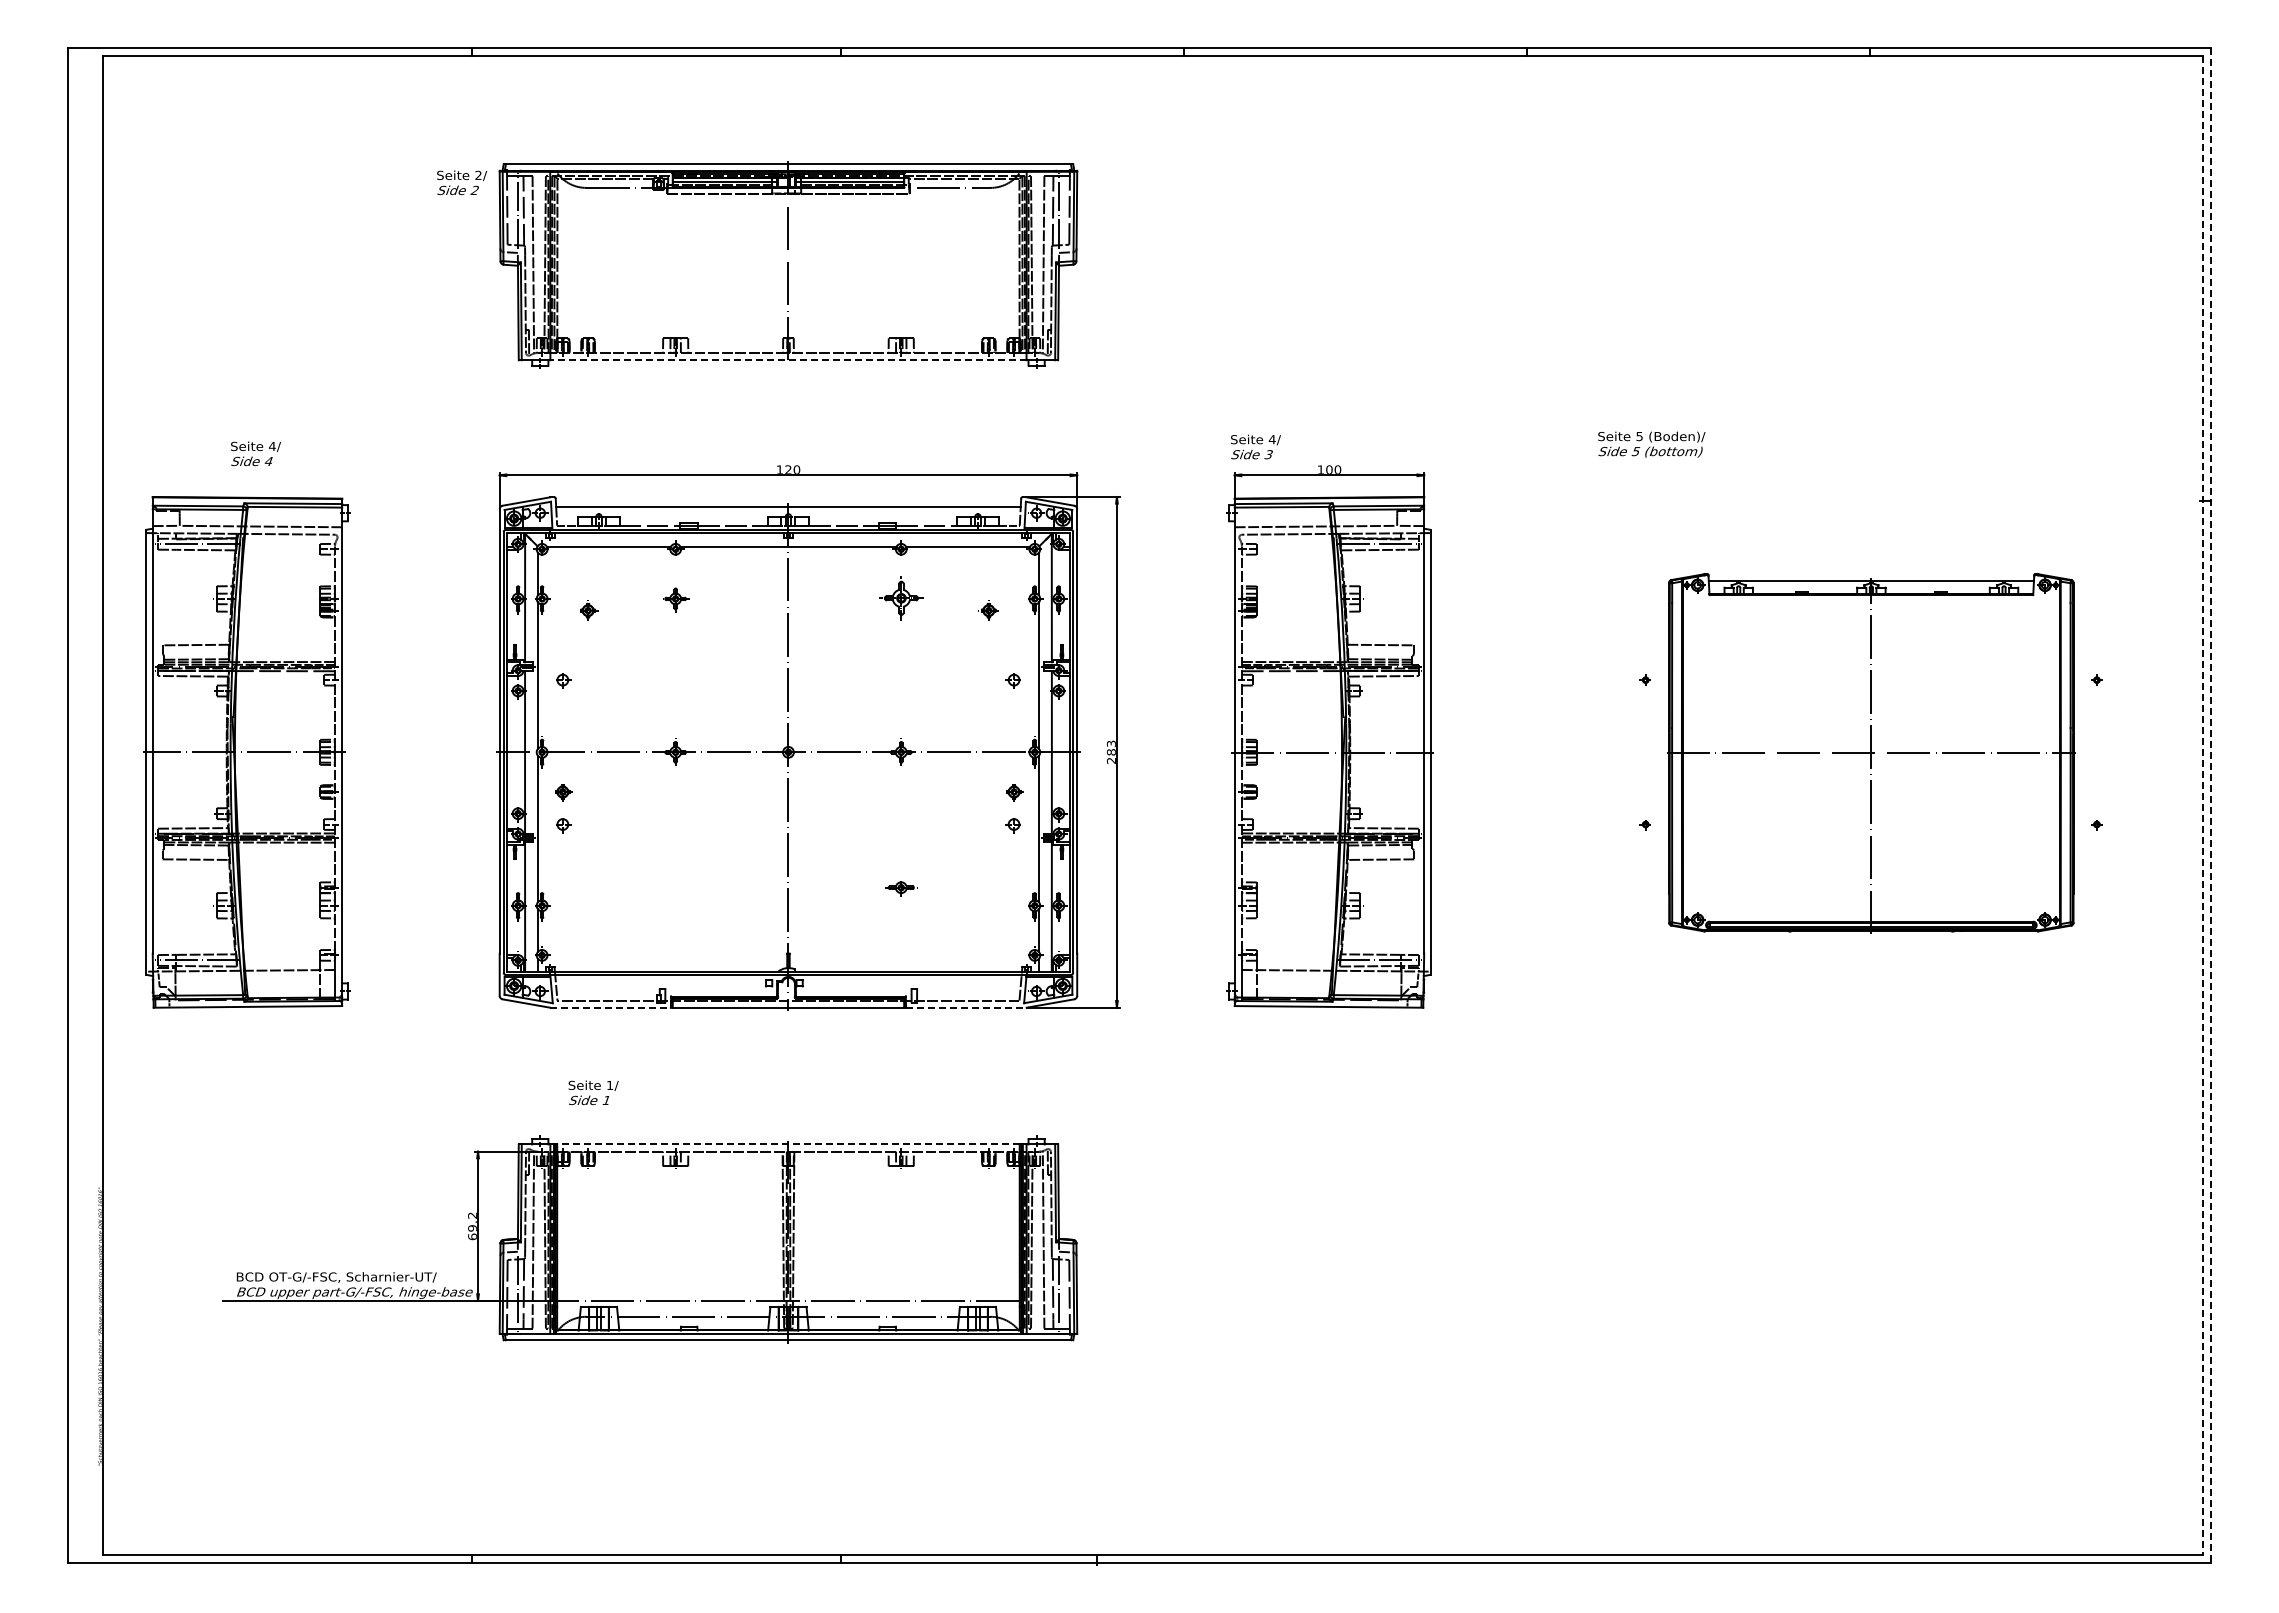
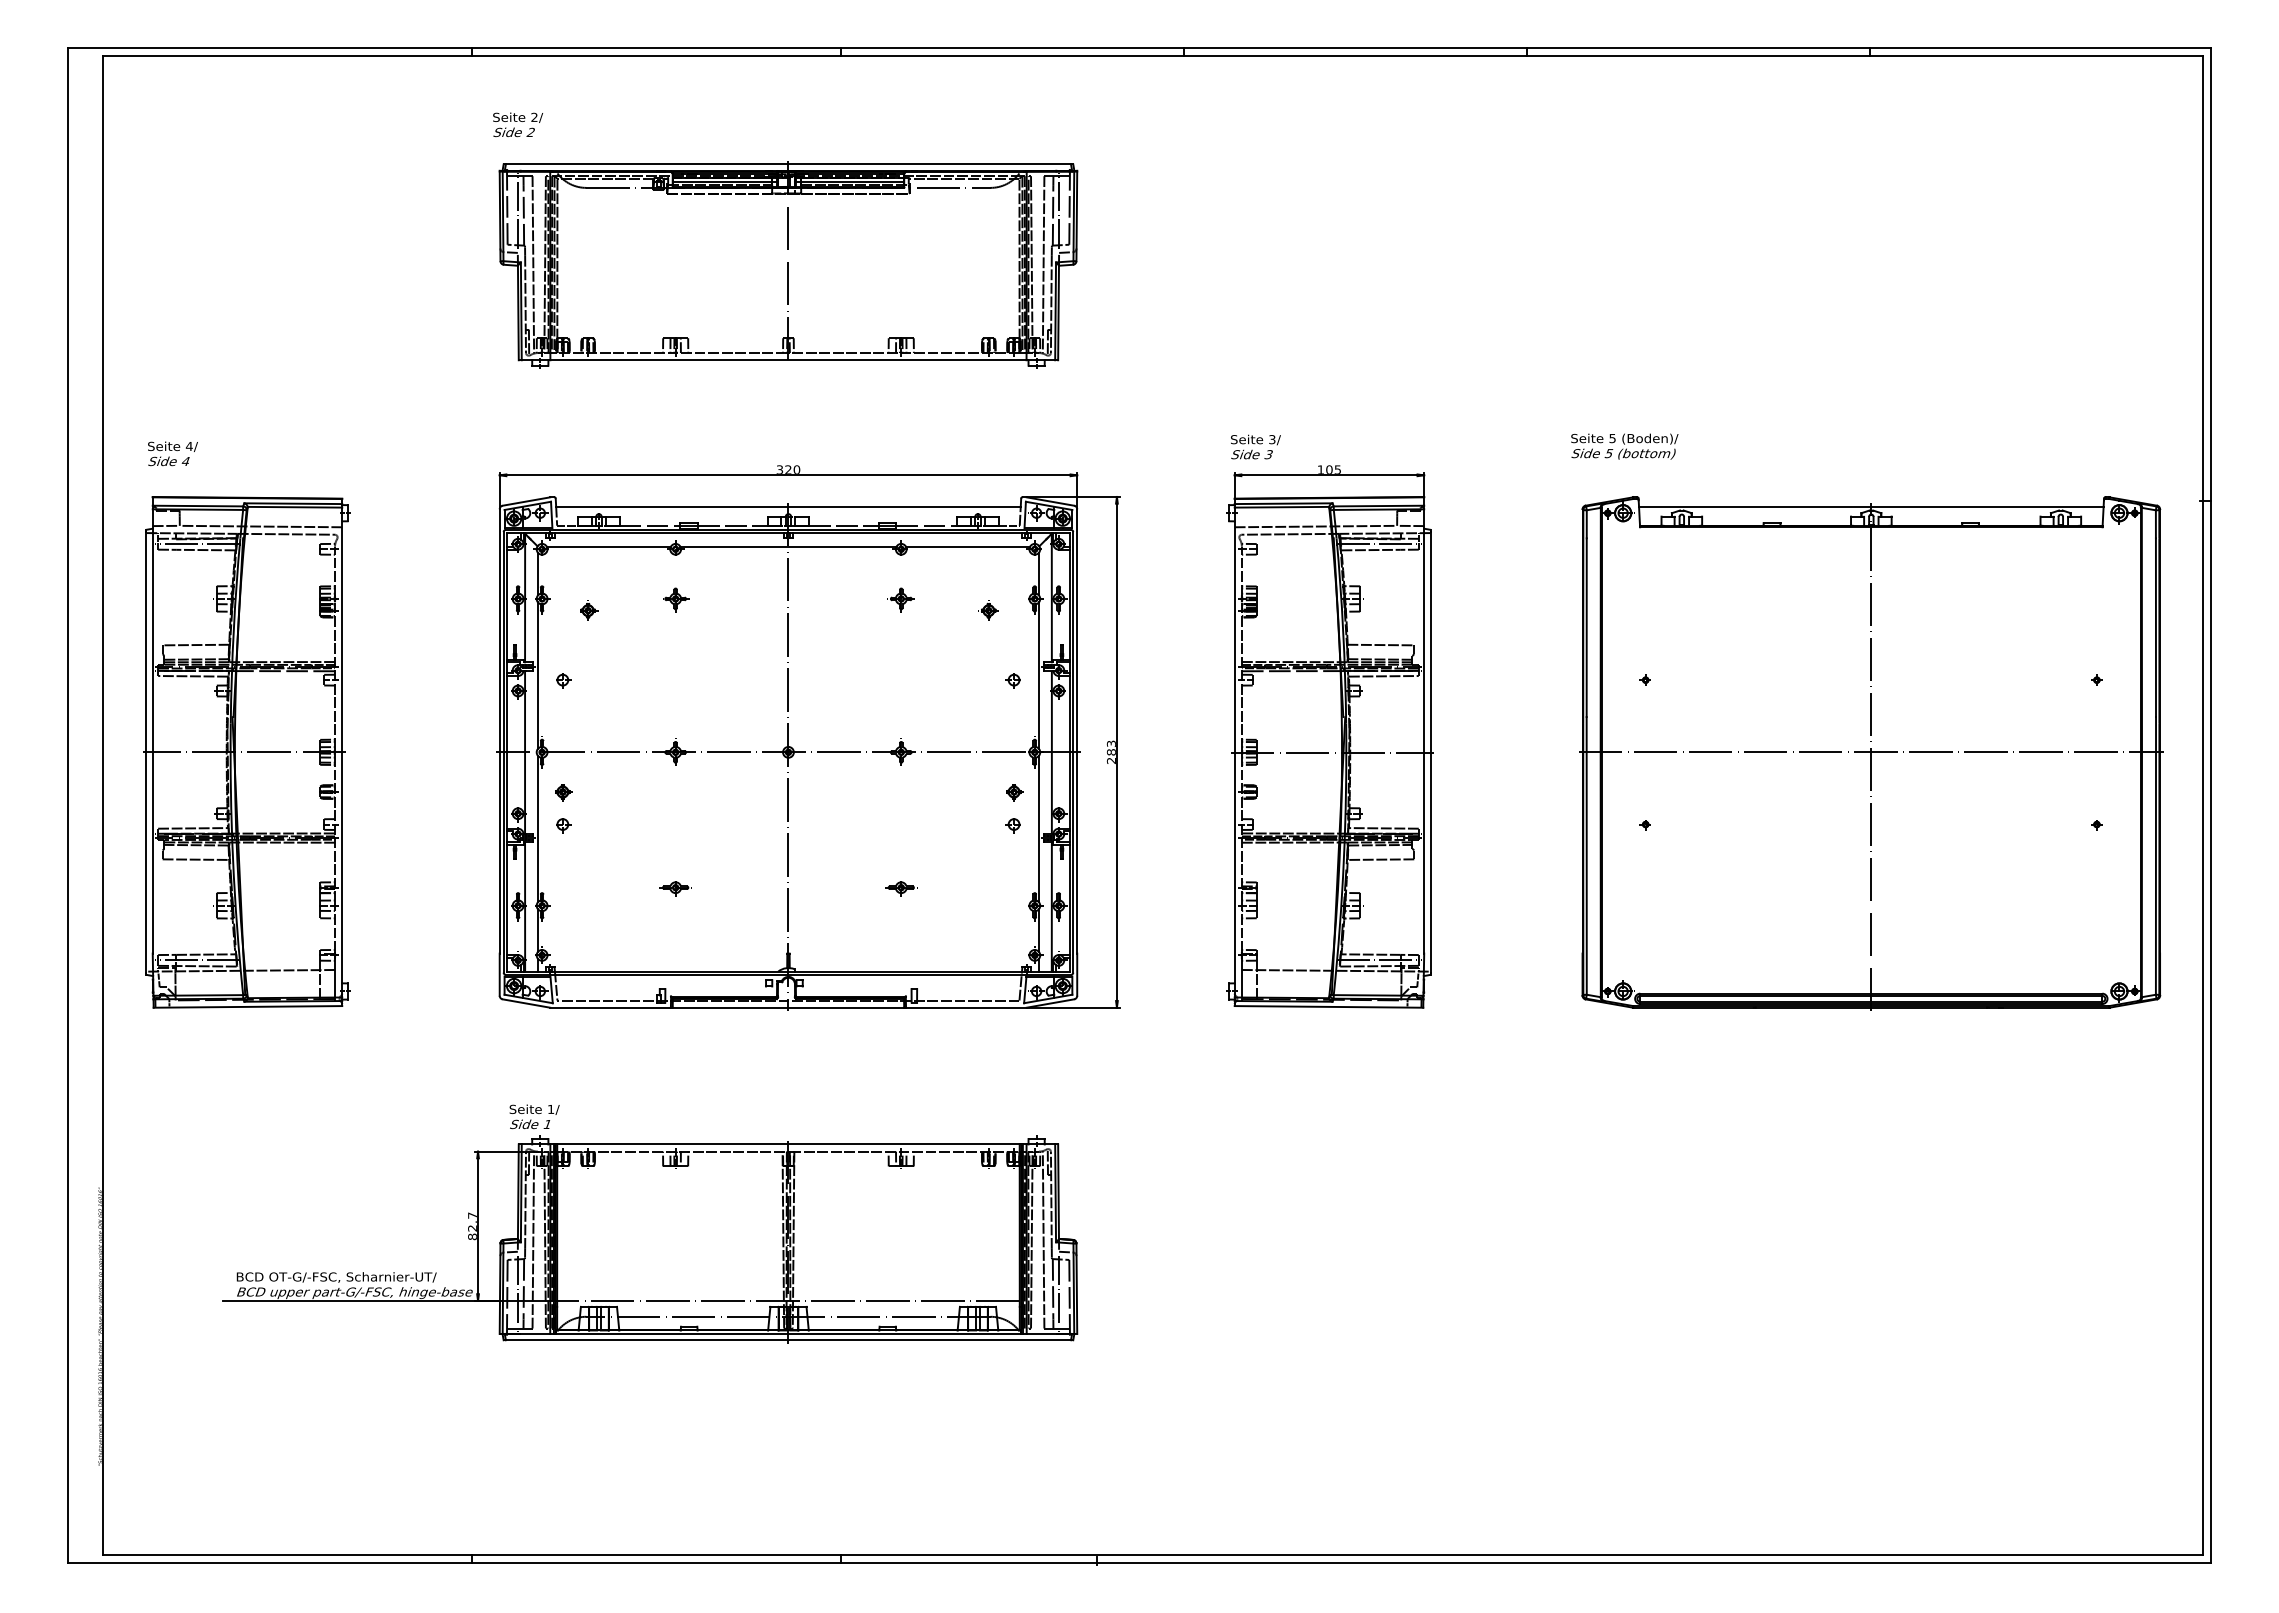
text position: (462, 182) -> (518, 124) (518, 124)
line: dashed -> solid (787, 360)
text: 4/ -> 3/ (1271, 439)
text position: (1651, 444) -> (1624, 446) (1624, 446)
text position: (255, 453) -> (172, 453) (172, 453)
text: 120 -> 320 (779, 469)
text: 100 -> 105 (1337, 469)
part size: 45x45 px -> 28x26 px (900, 599)
part size: 409x361 px -> 585x515 px (1871, 753)
line: dashed -> solid (2203, 805)
line: dashed -> solid (2210, 806)
part: none -> present (675, 888)
line: dashed -> solid (611, 1007)
line: dashed -> solid (966, 1007)
text position: (593, 1092) -> (534, 1116) (534, 1116)
line: dashed -> solid (787, 1144)
text: 69.2 -> 82.7 (472, 1226)
